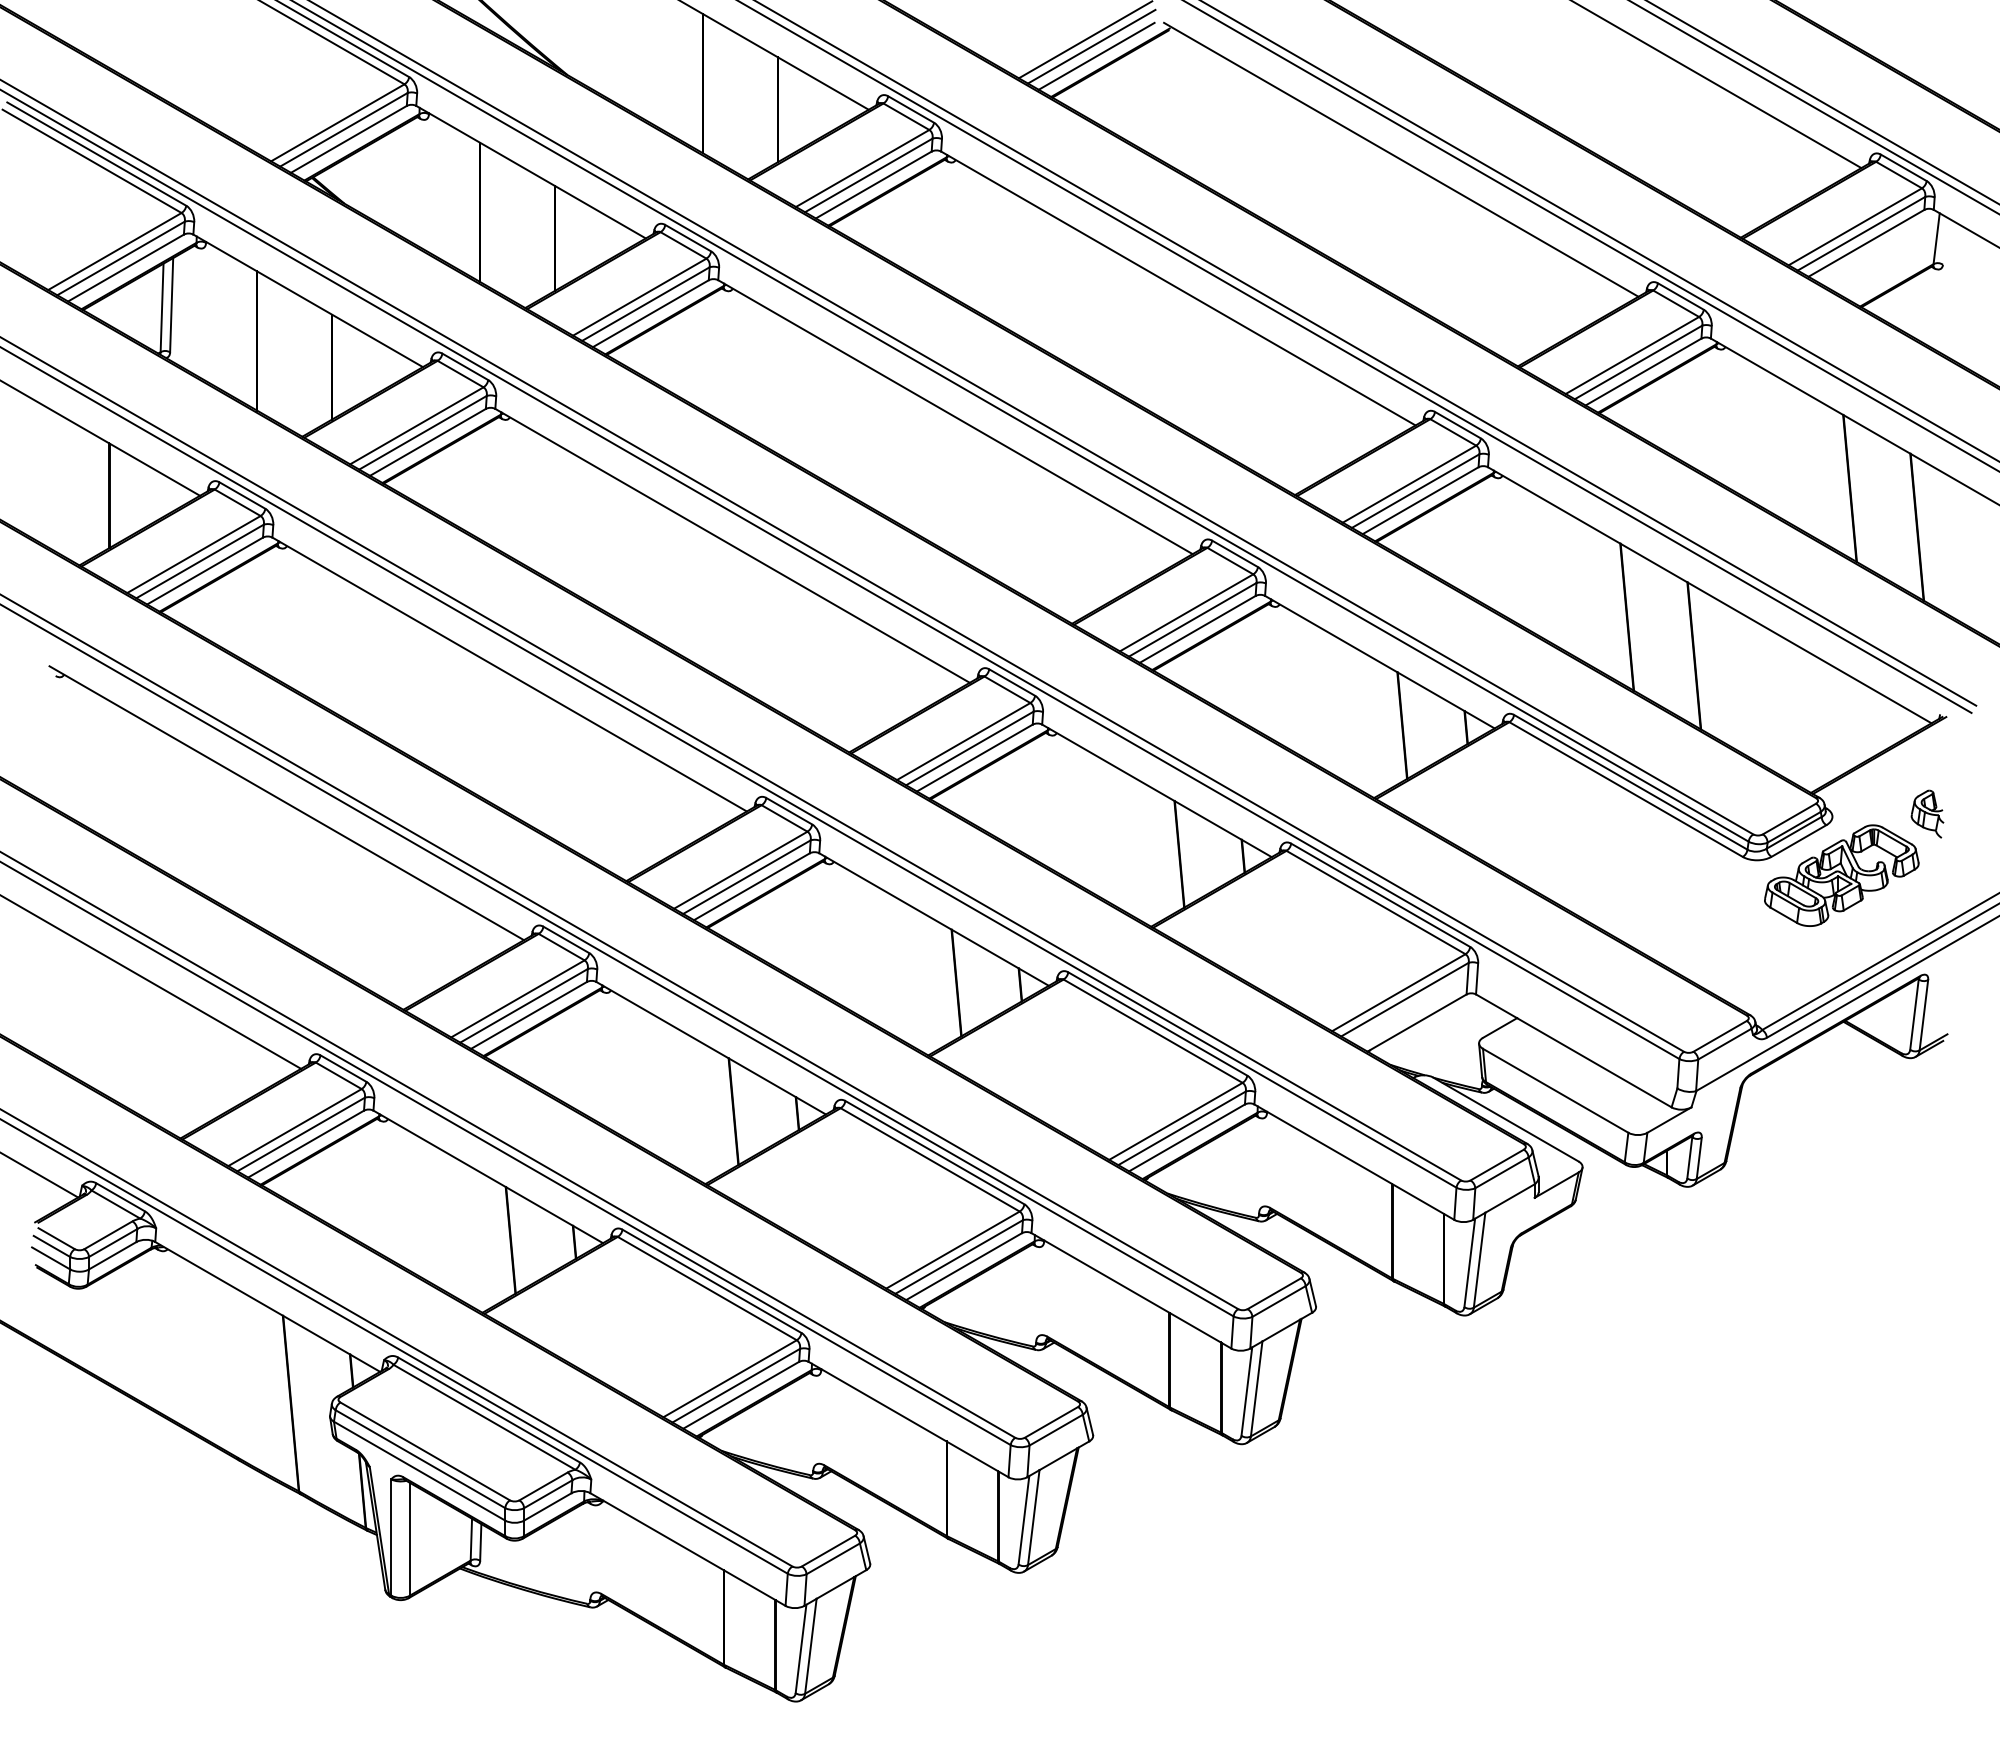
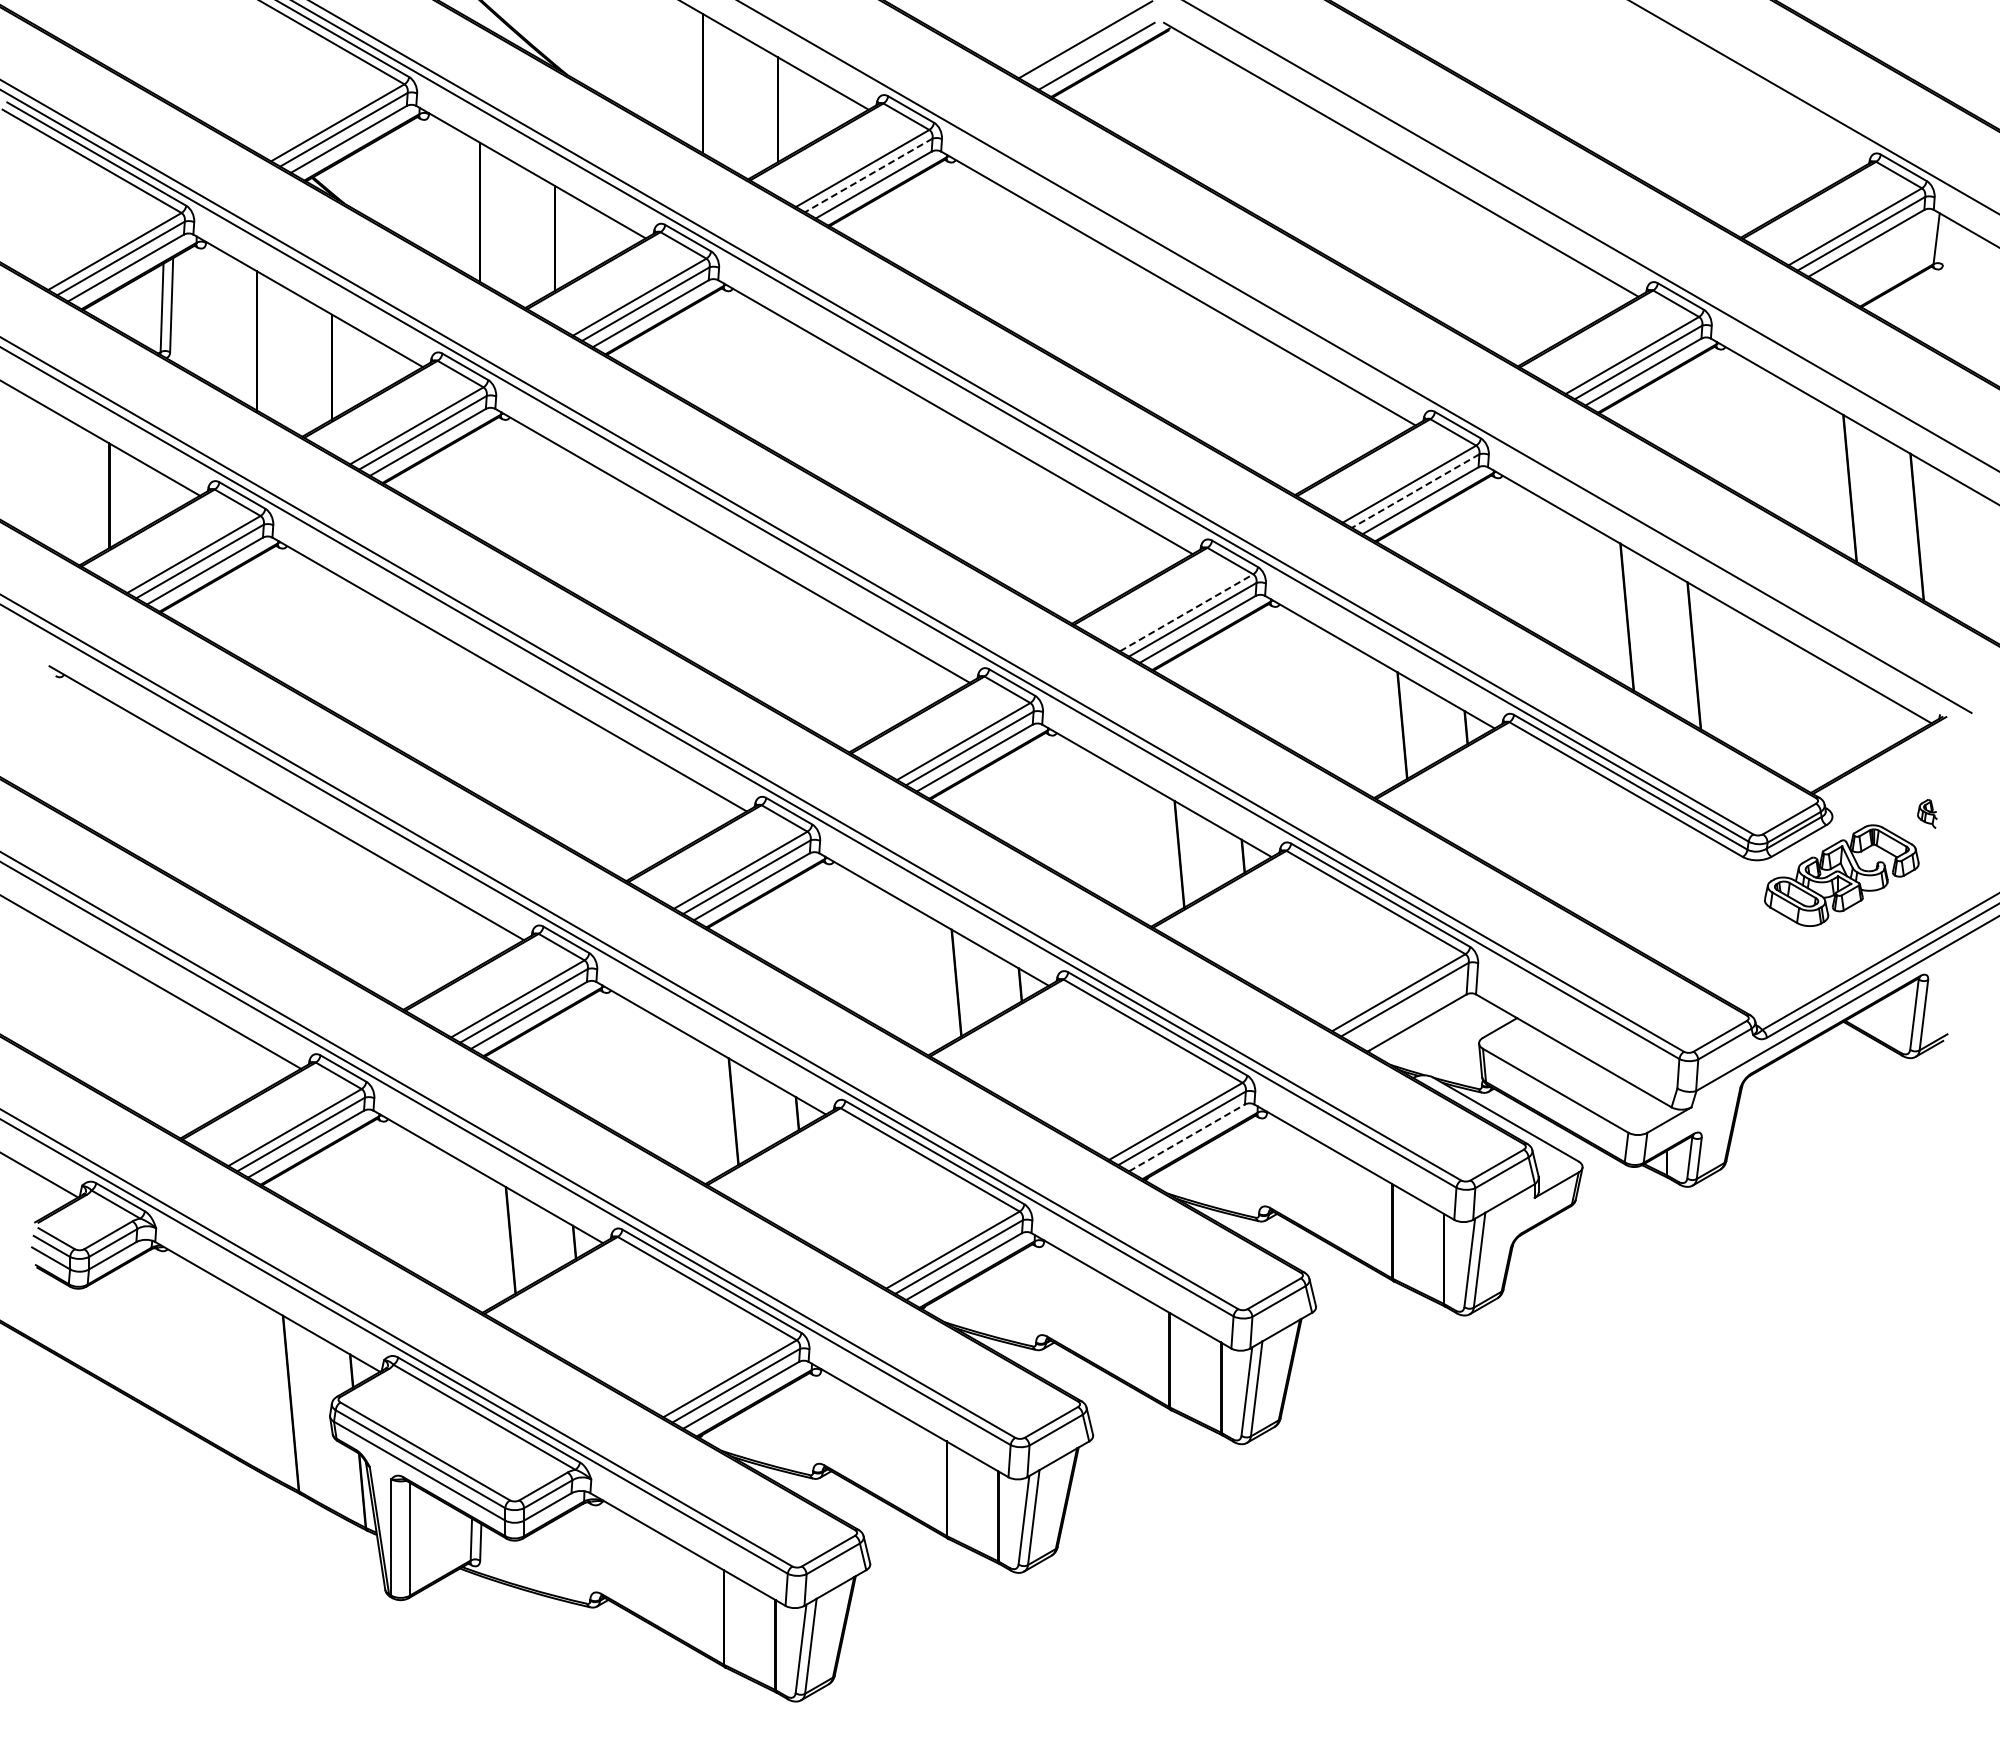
line: present -> none (1091, 46)
line: present -> none (1717, 85)
line: present -> none (1822, 102)
line: solid -> dashed (868, 175)
line: present -> none (1599, 231)
line: present -> none (1367, 353)
line: solid -> dashed (1415, 491)
line: solid -> dashed (1187, 612)
part size: 35x50 px -> 21x30 px (1927, 813)
line: solid -> dashed (1187, 1137)
